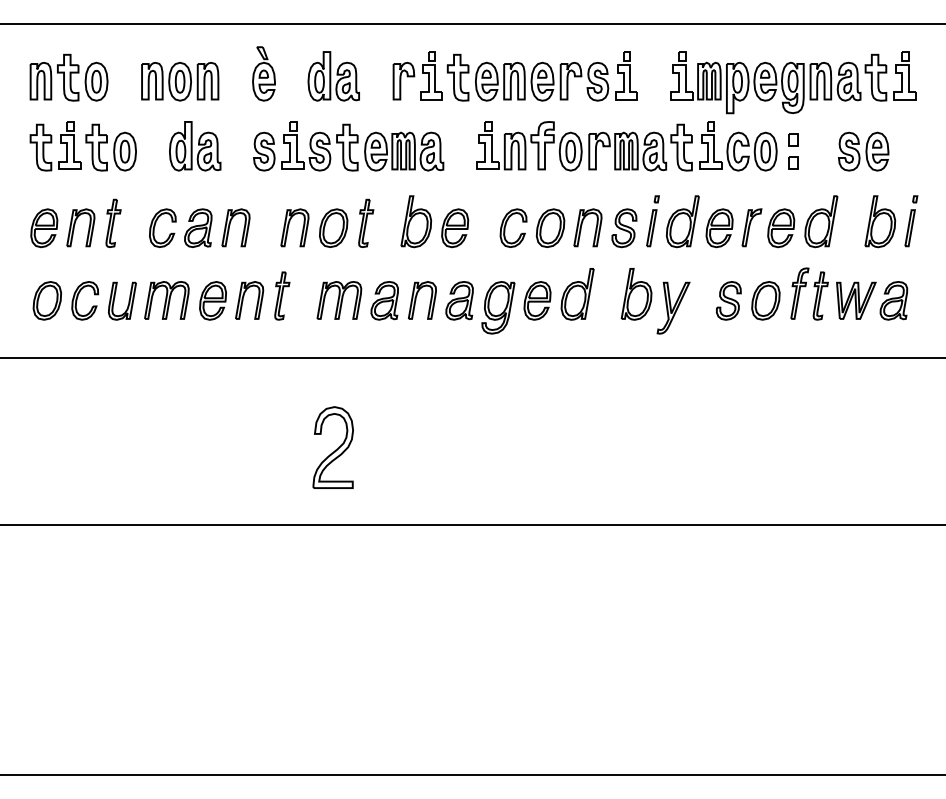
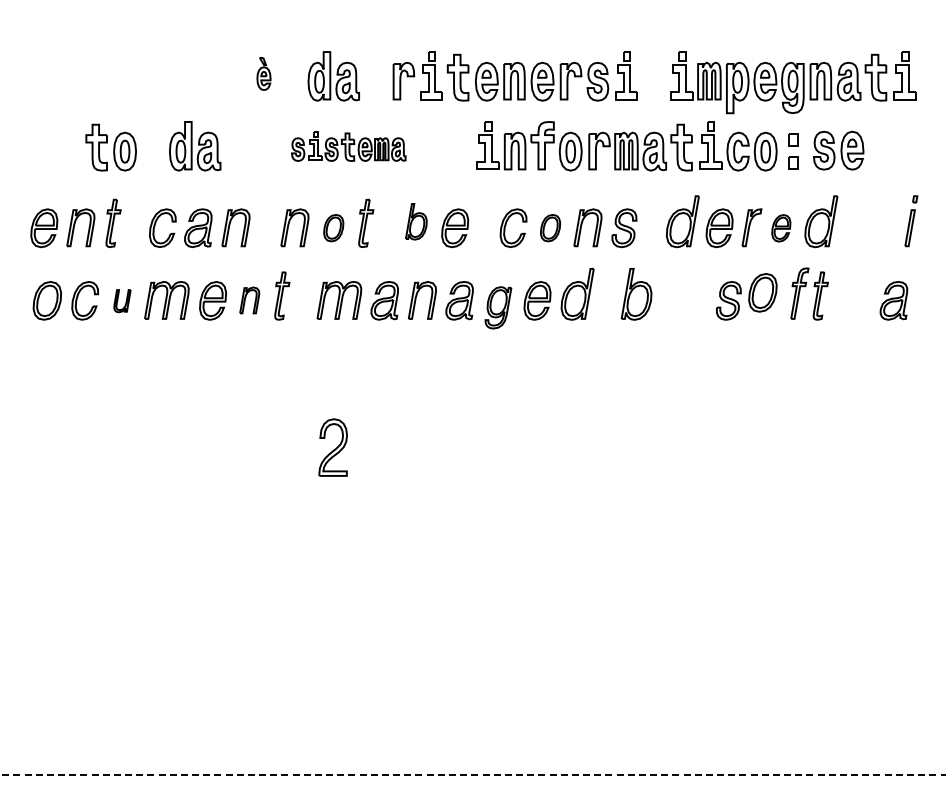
line: present -> none (472, 24)
part size: 24x56 px -> 16x34 px (263, 73)
part: present -> none (68, 77)
part: present -> none (180, 81)
part: present -> none (55, 146)
part size: 192x51 px -> 116x31 px (348, 146)
part position: (863, 151) -> (838, 150) (838, 150)
part size: 33x54 px -> 23x38 px (416, 221)
part: present -> none (652, 221)
part: present -> none (880, 221)
part size: 30x40 px -> 22x29 px (333, 228)
part size: 31x40 px -> 22x29 px (550, 228)
part size: 29x41 px -> 21x29 px (781, 228)
part size: 29x40 px -> 19x25 px (122, 301)
part size: 30x39 px -> 22x29 px (249, 300)
part position: (765, 300) -> (762, 292) (762, 292)
part: present -> none (856, 300)
part size: 35x54 px -> 29x44 px (498, 307)
part: present -> none (673, 307)
line: present -> none (472, 357)
part size: 42x83 px -> 30x59 px (332, 447)
line: present -> none (472, 524)
line: solid -> dashed (474, 774)
